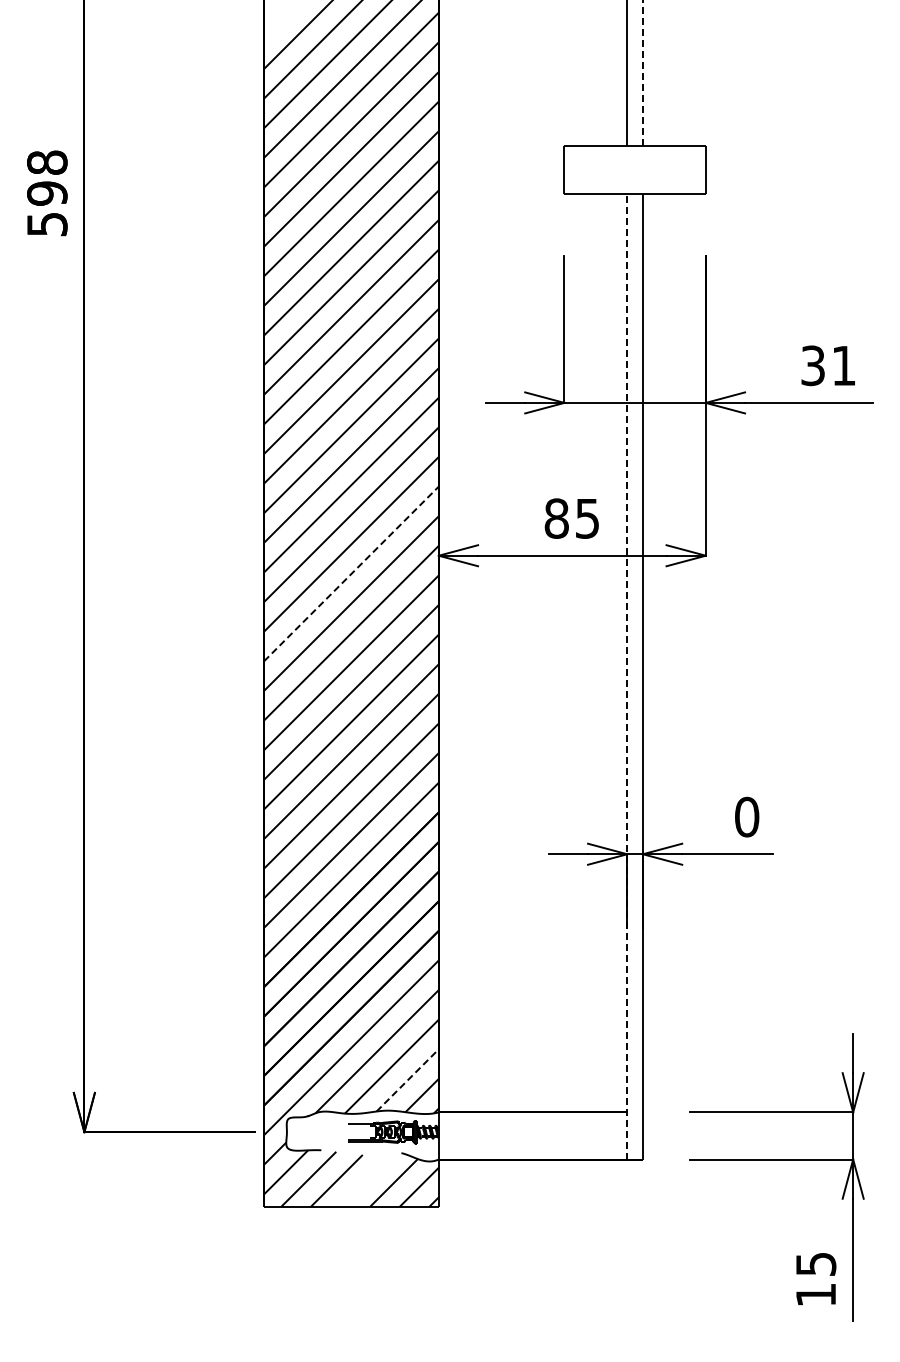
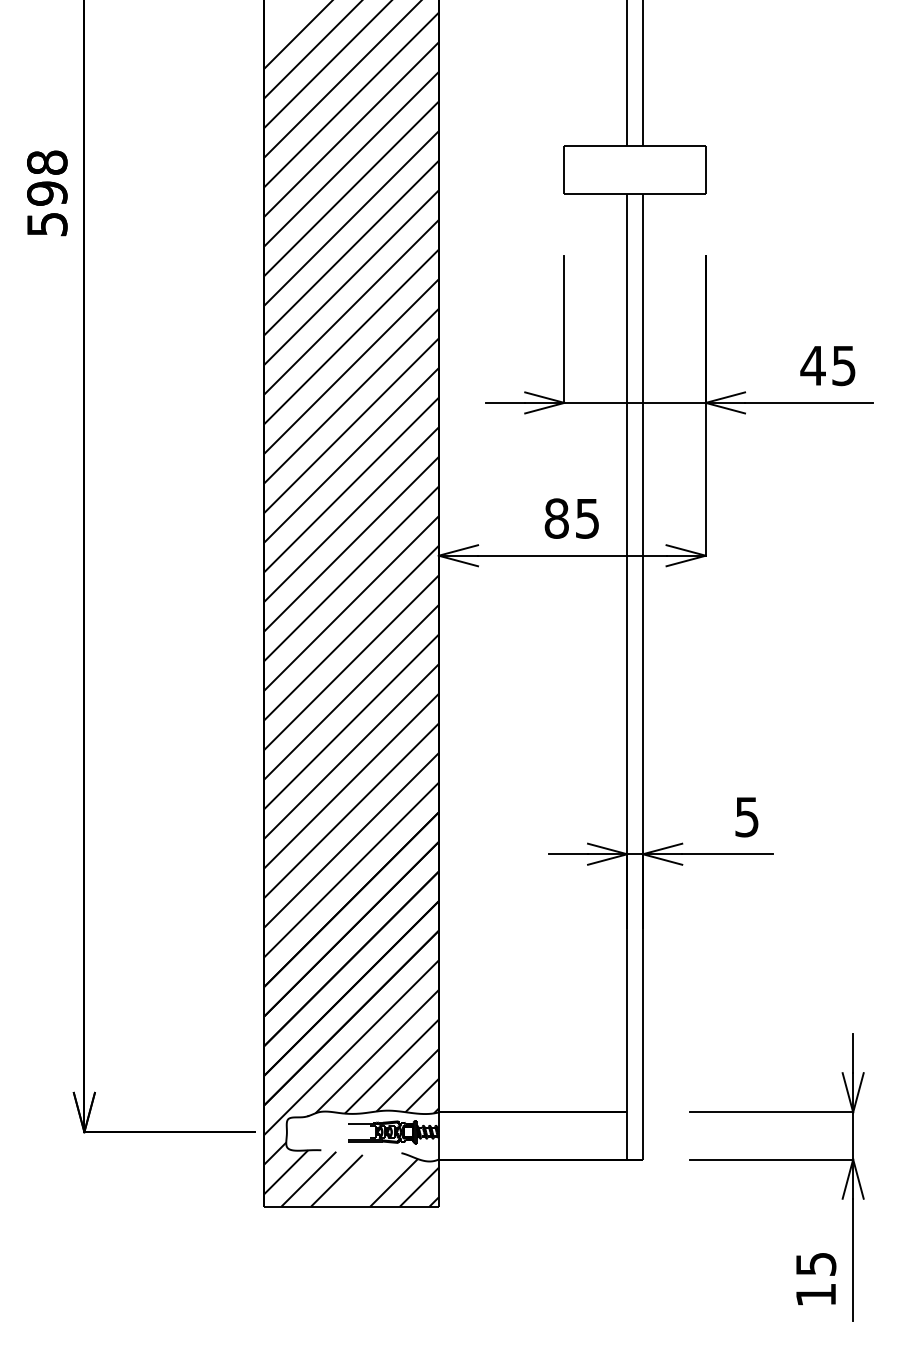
line: dashed -> solid (642, 73)
text: 31 -> 45 (827, 365)
line: dashed -> solid (351, 573)
line: dashed -> solid (627, 676)
text: 0 -> 5 (747, 816)
line: dashed -> solid (408, 1080)
